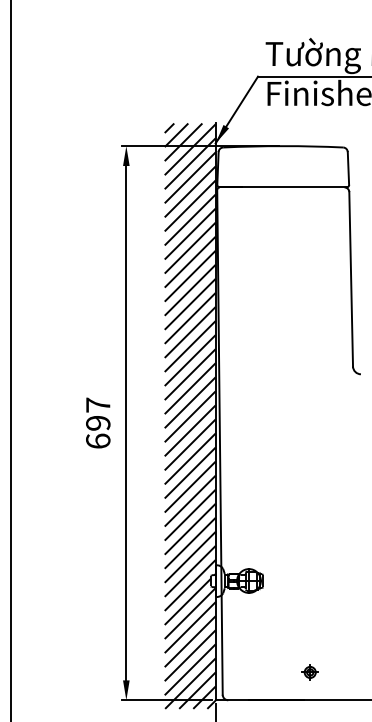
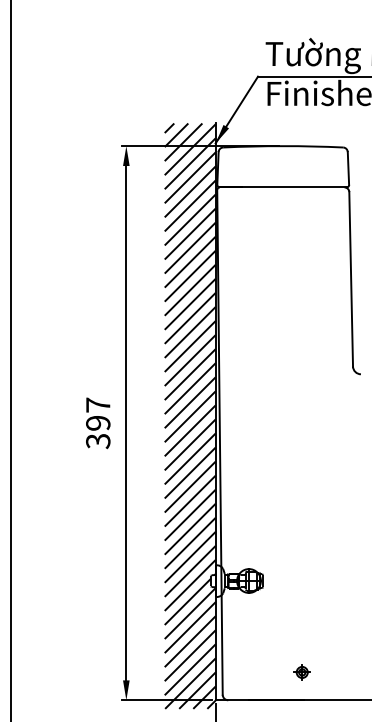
text: 697 -> 397 (98, 441)
part position: (309, 672) -> (301, 672) (301, 672)
